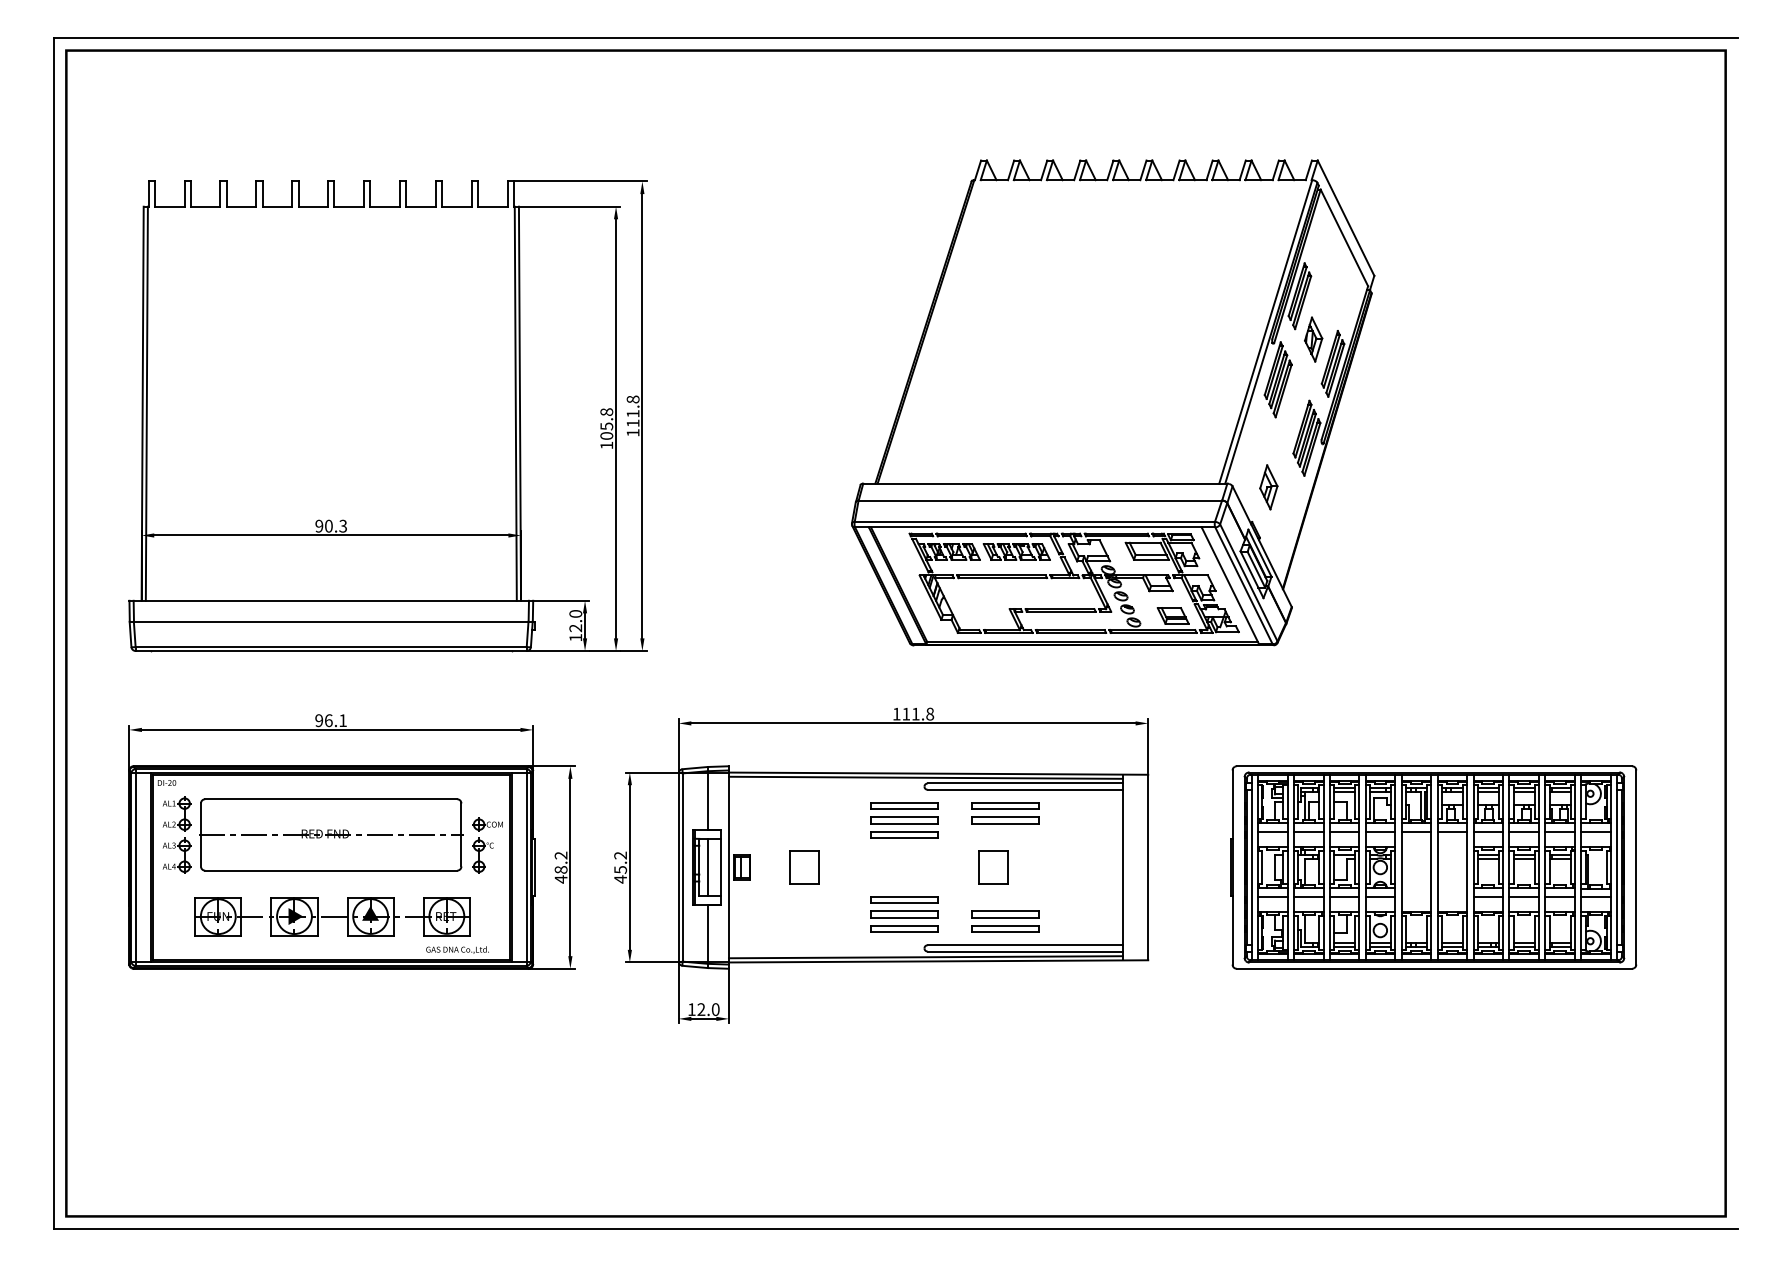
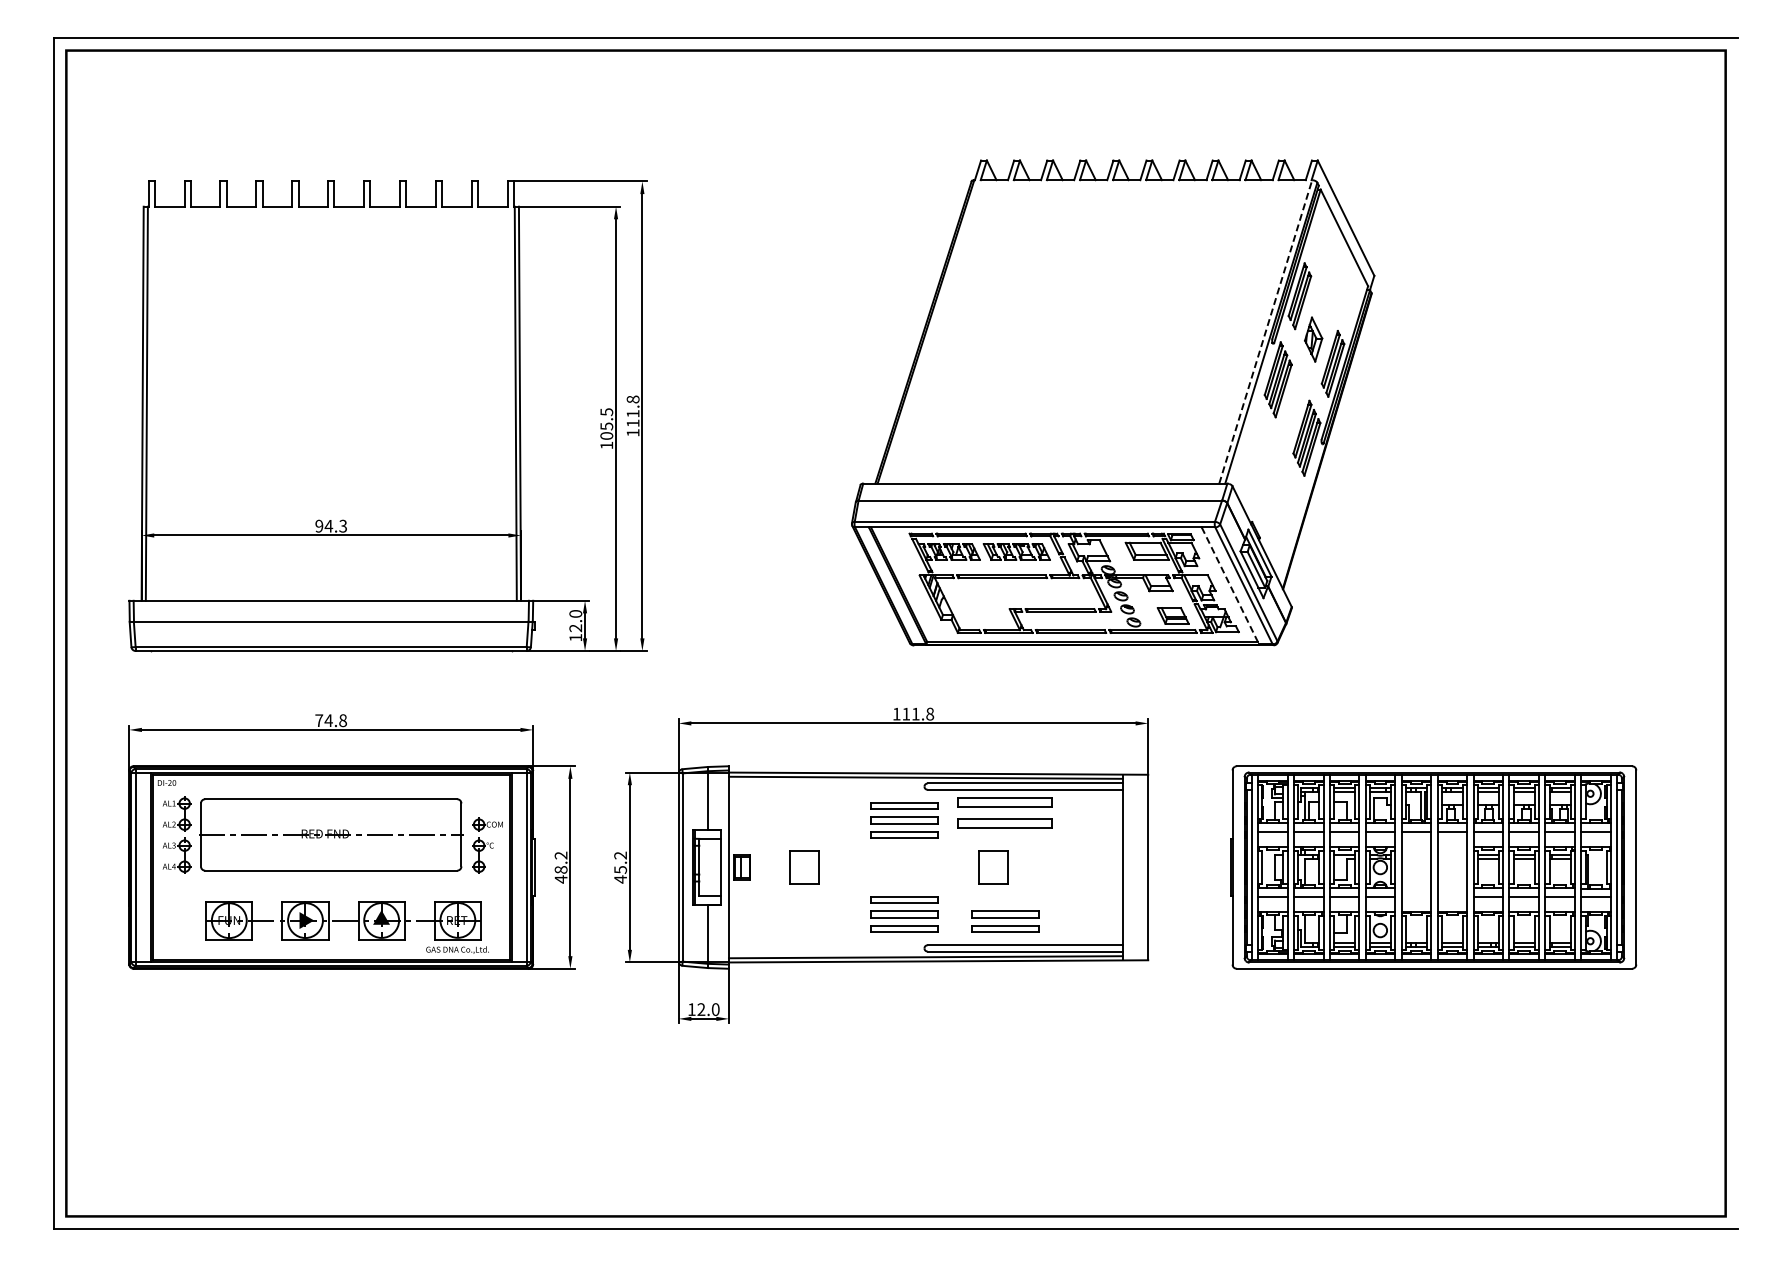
line: solid -> dashed (1265, 331)
text: 105.8 -> 105.5 (606, 412)
part: present -> none (1268, 487)
text: 90.3 -> 94.3 (328, 525)
line: solid -> dashed (1230, 586)
text: 96.1 -> 74.8 (330, 720)
part size: 69x23 px -> 96x32 px (1004, 812)
line: present -> none (707, 867)
part position: (332, 916) -> (343, 920) (343, 920)
